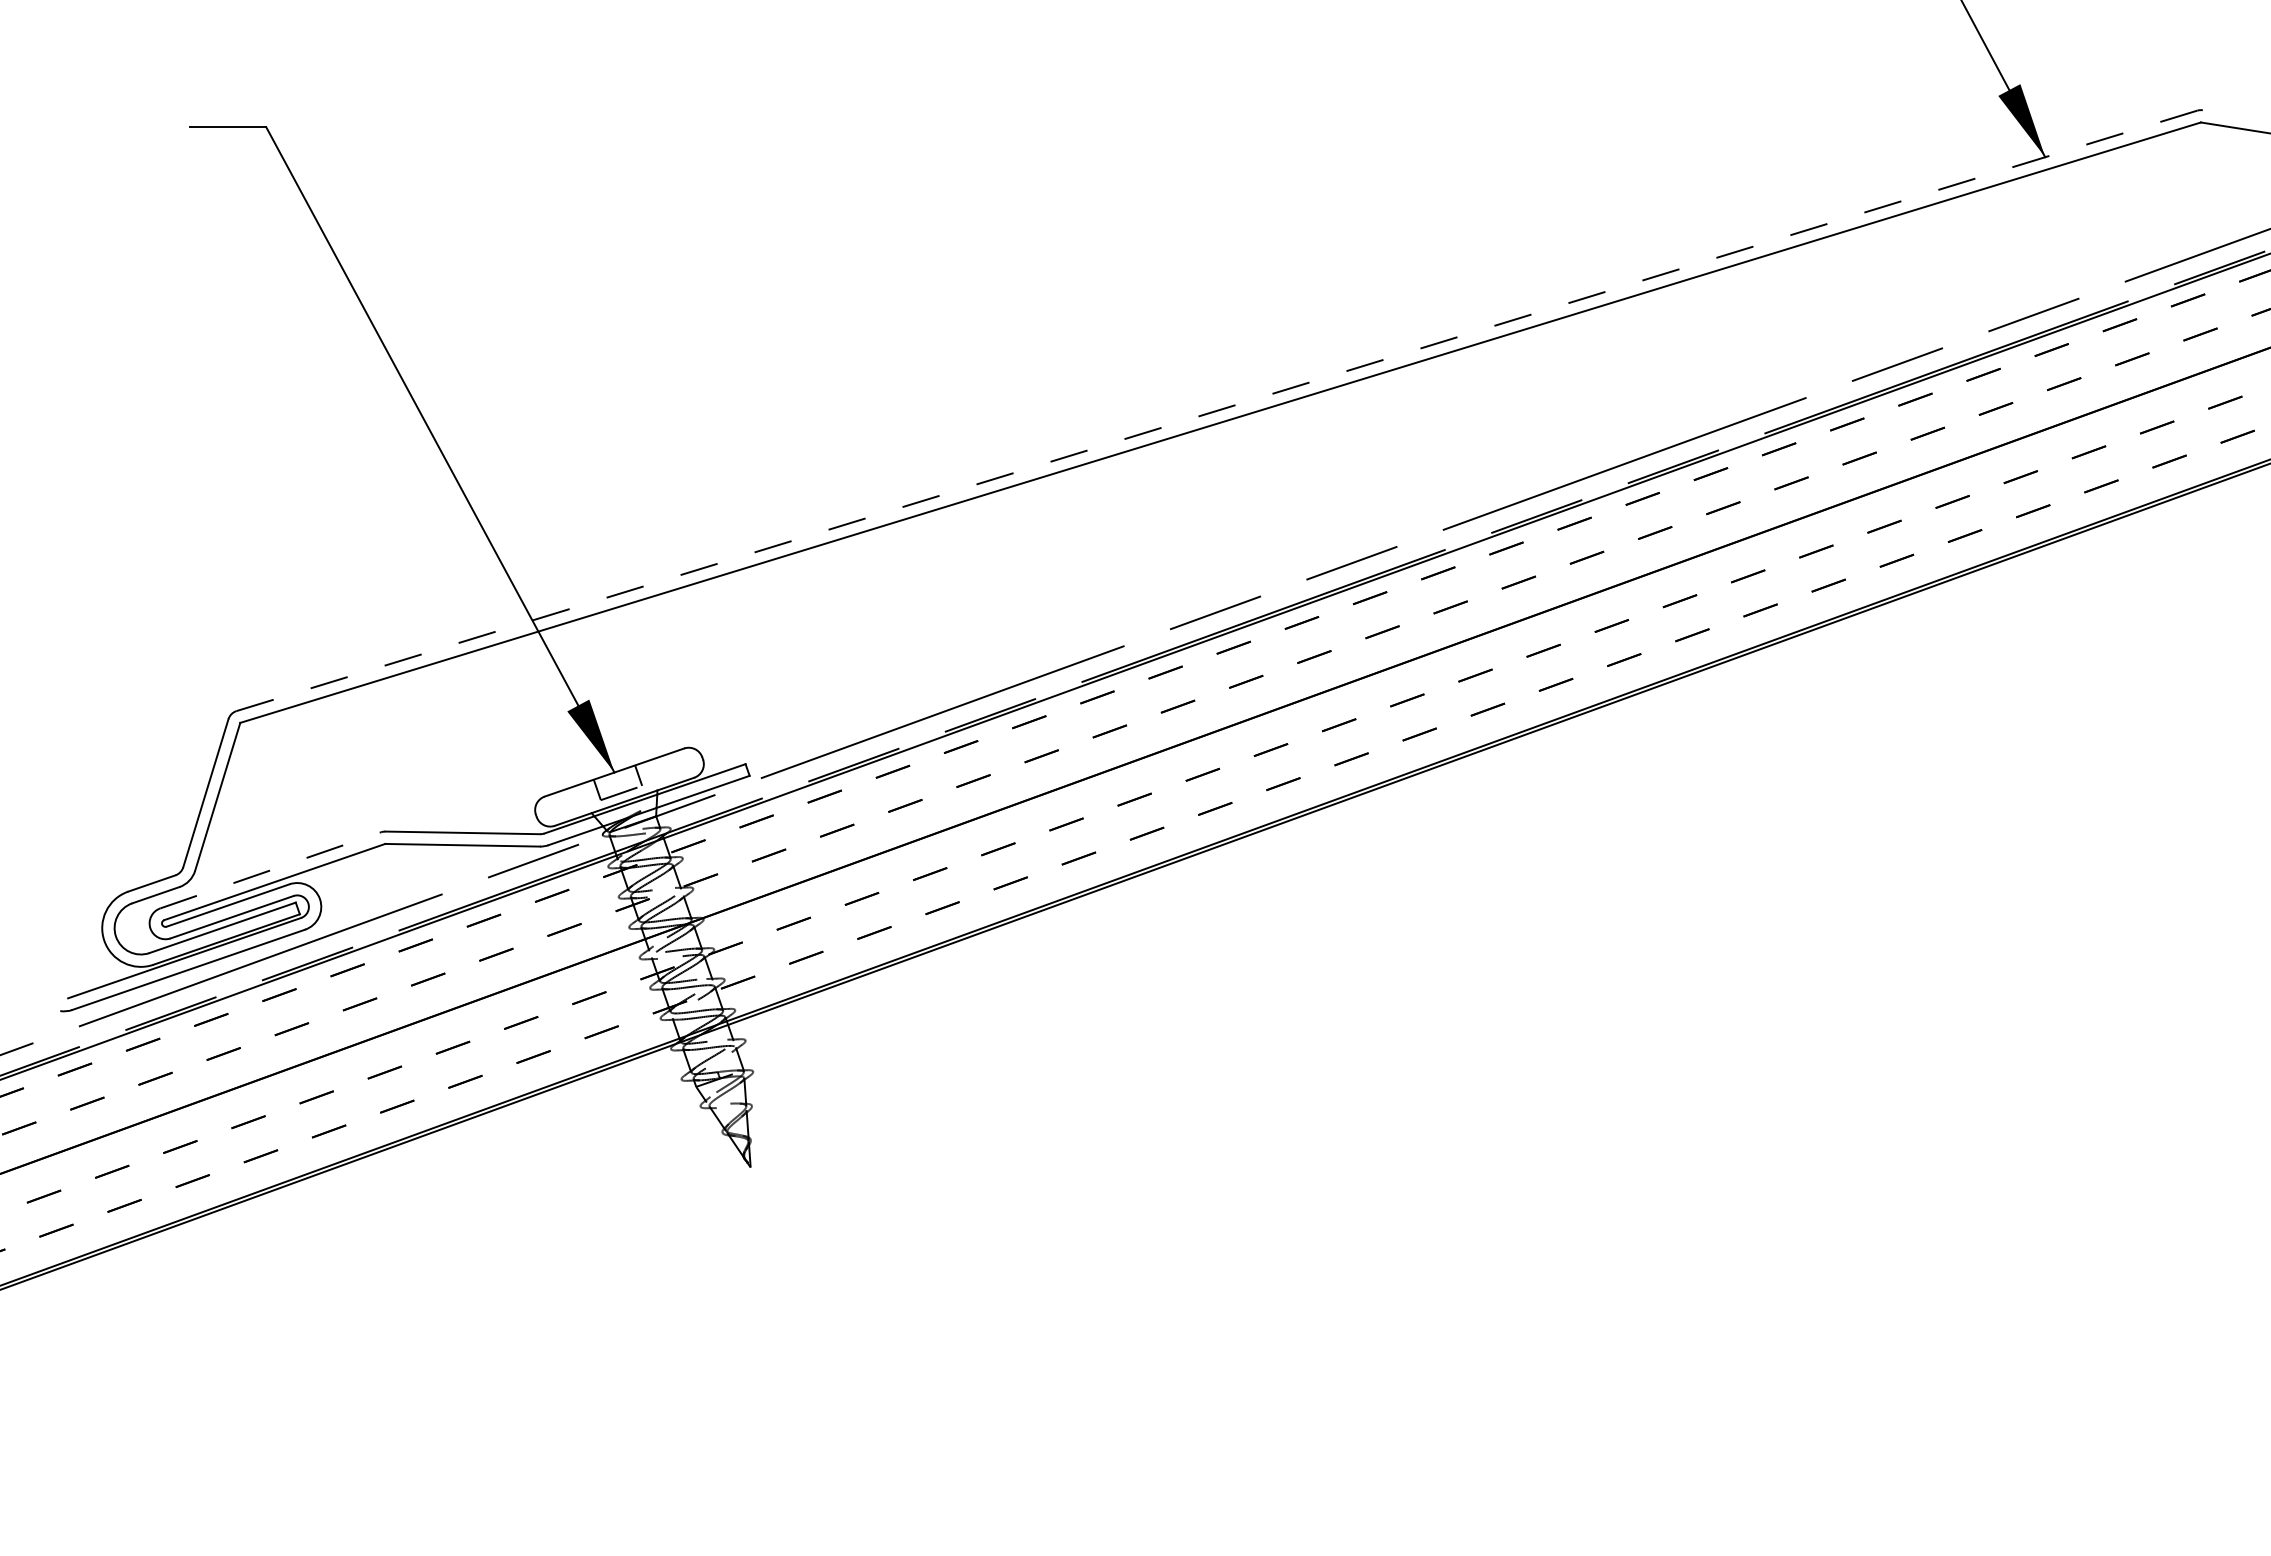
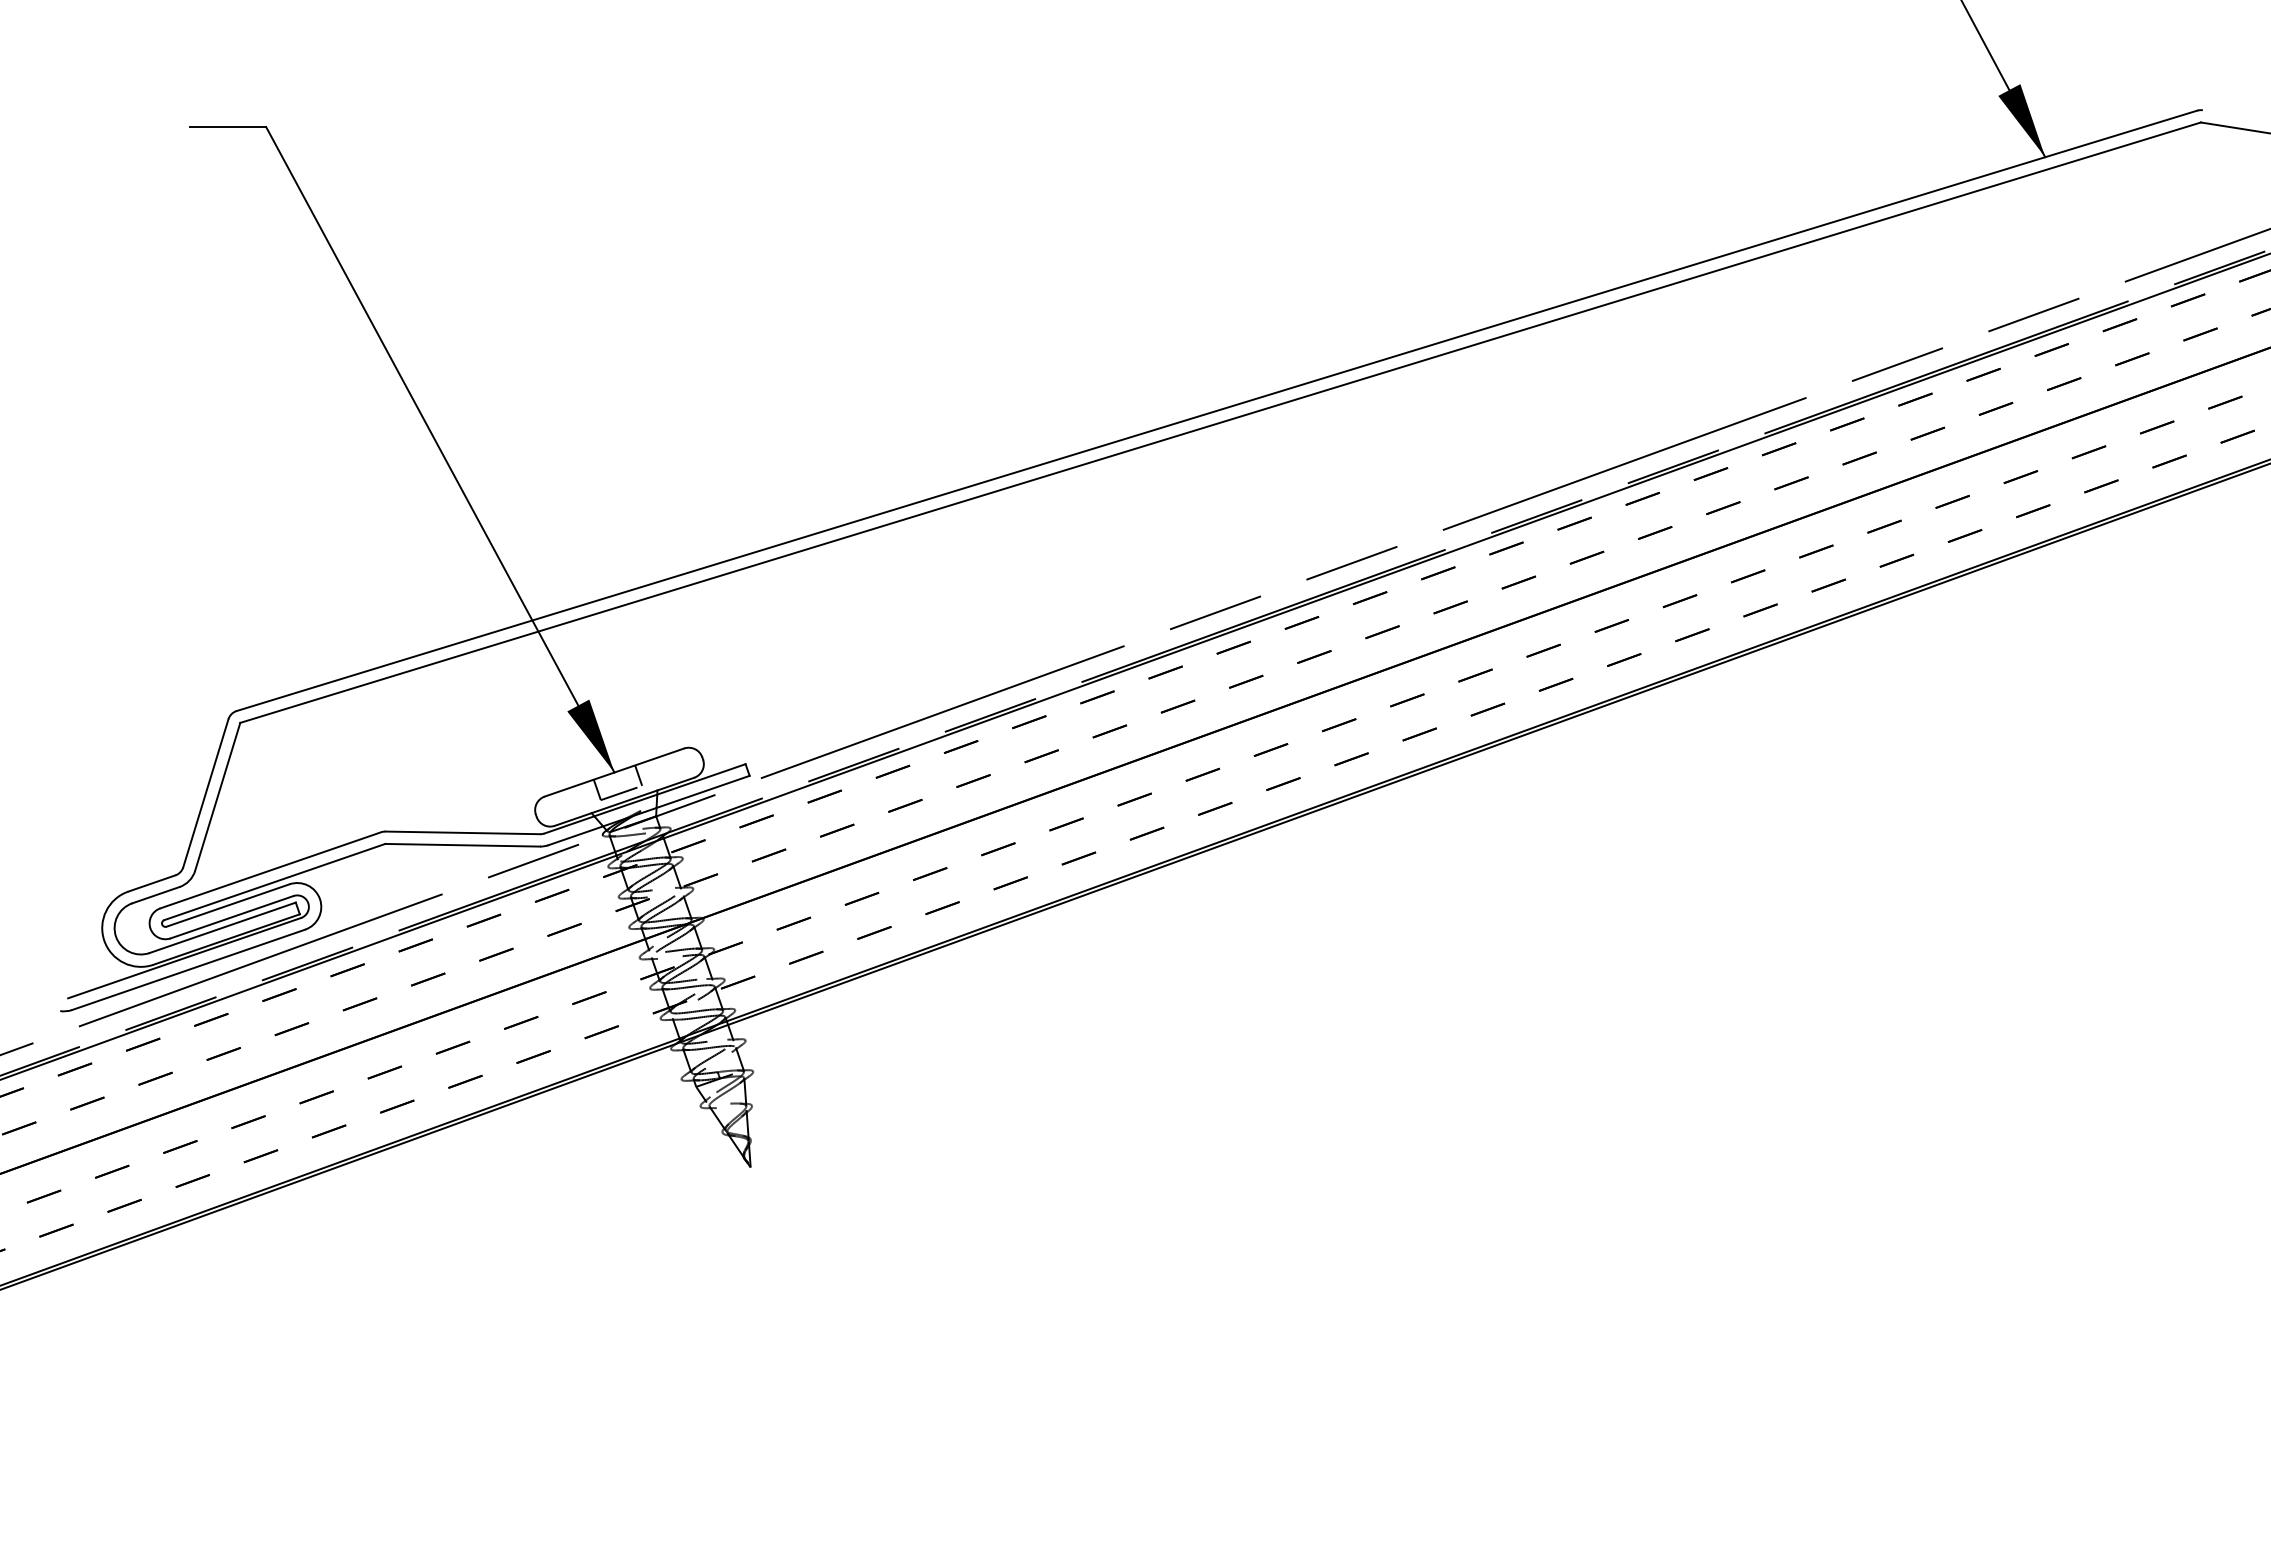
line: dashed -> solid (1217, 410)
line: dashed -> solid (270, 870)
